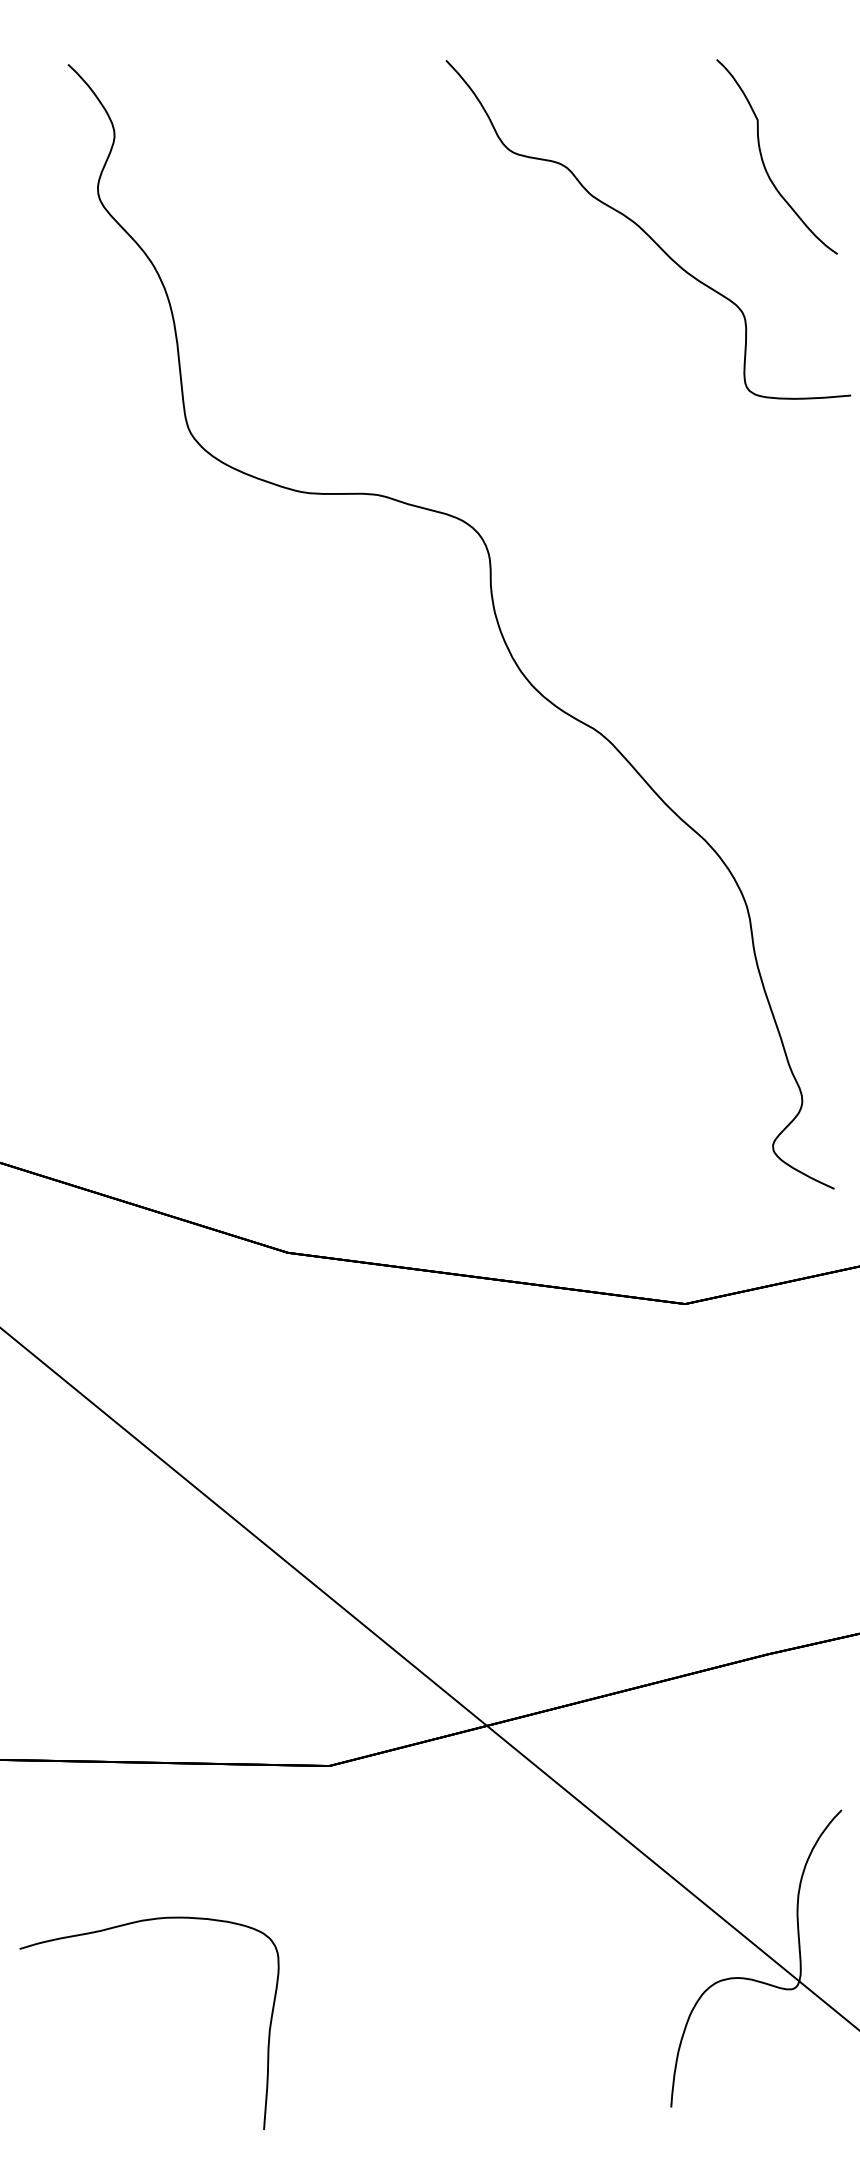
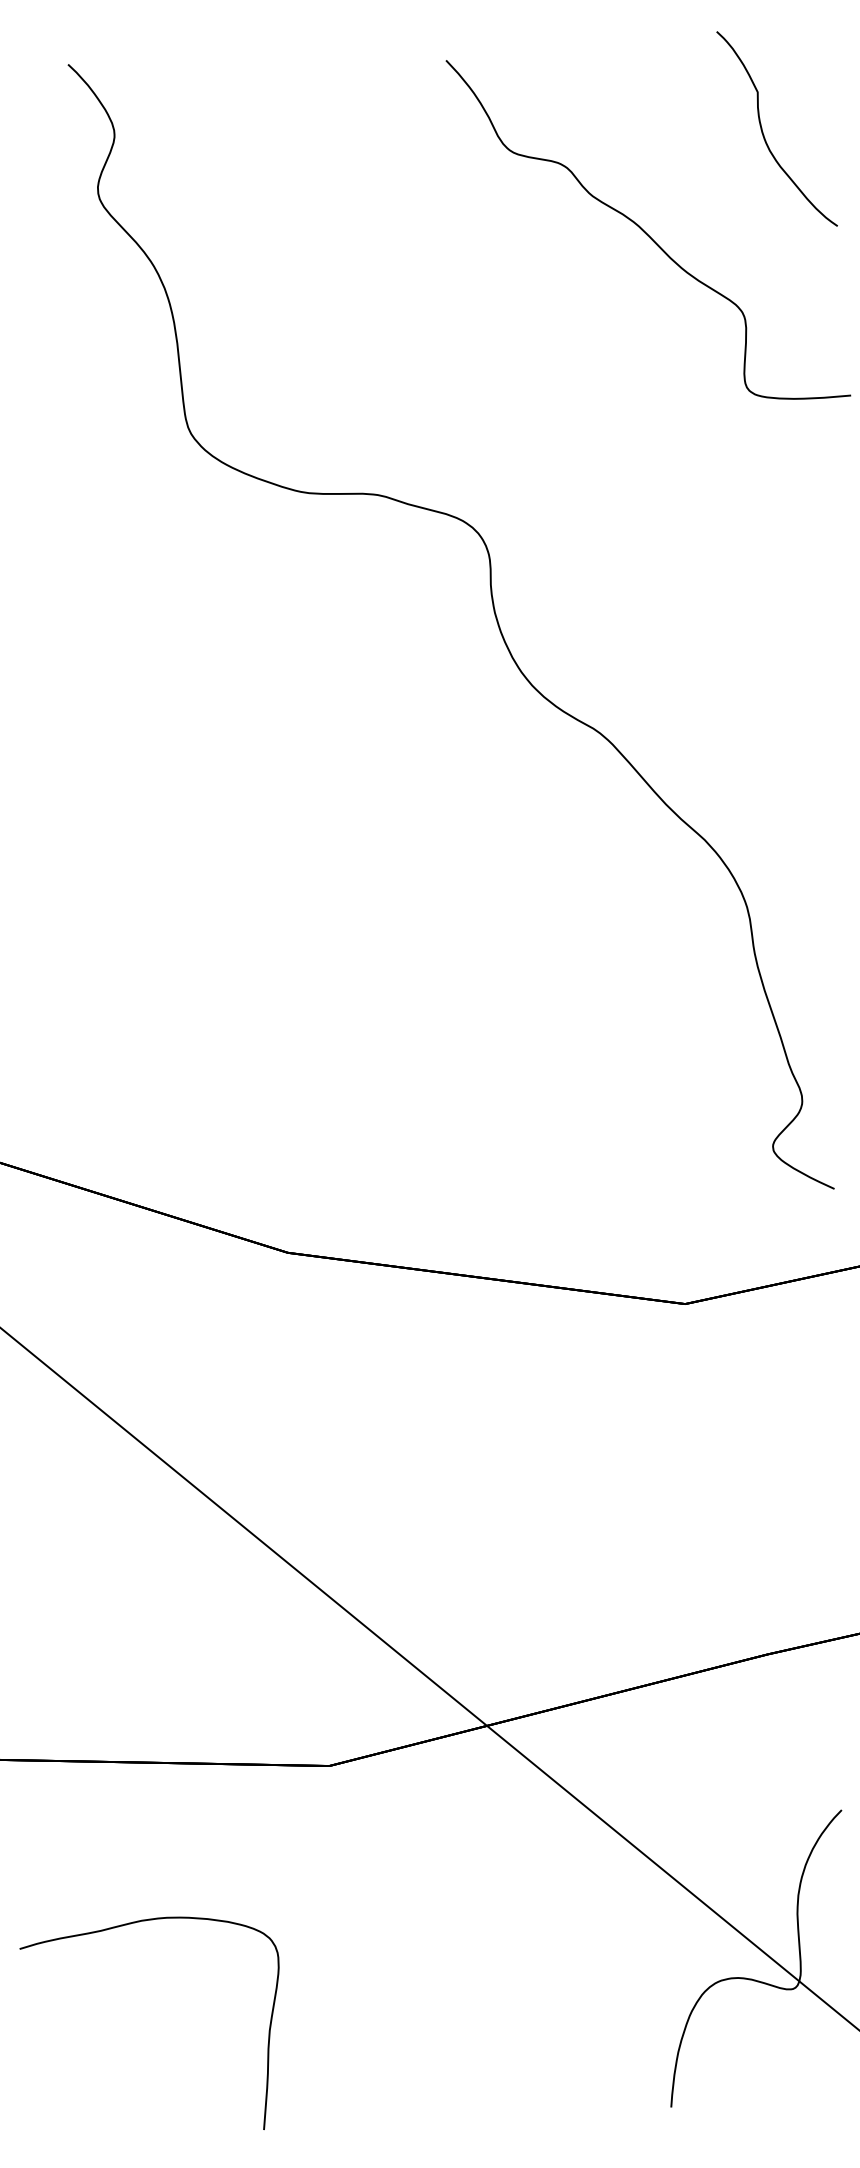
curve position: (763, 159) -> (763, 131) (763, 131)
